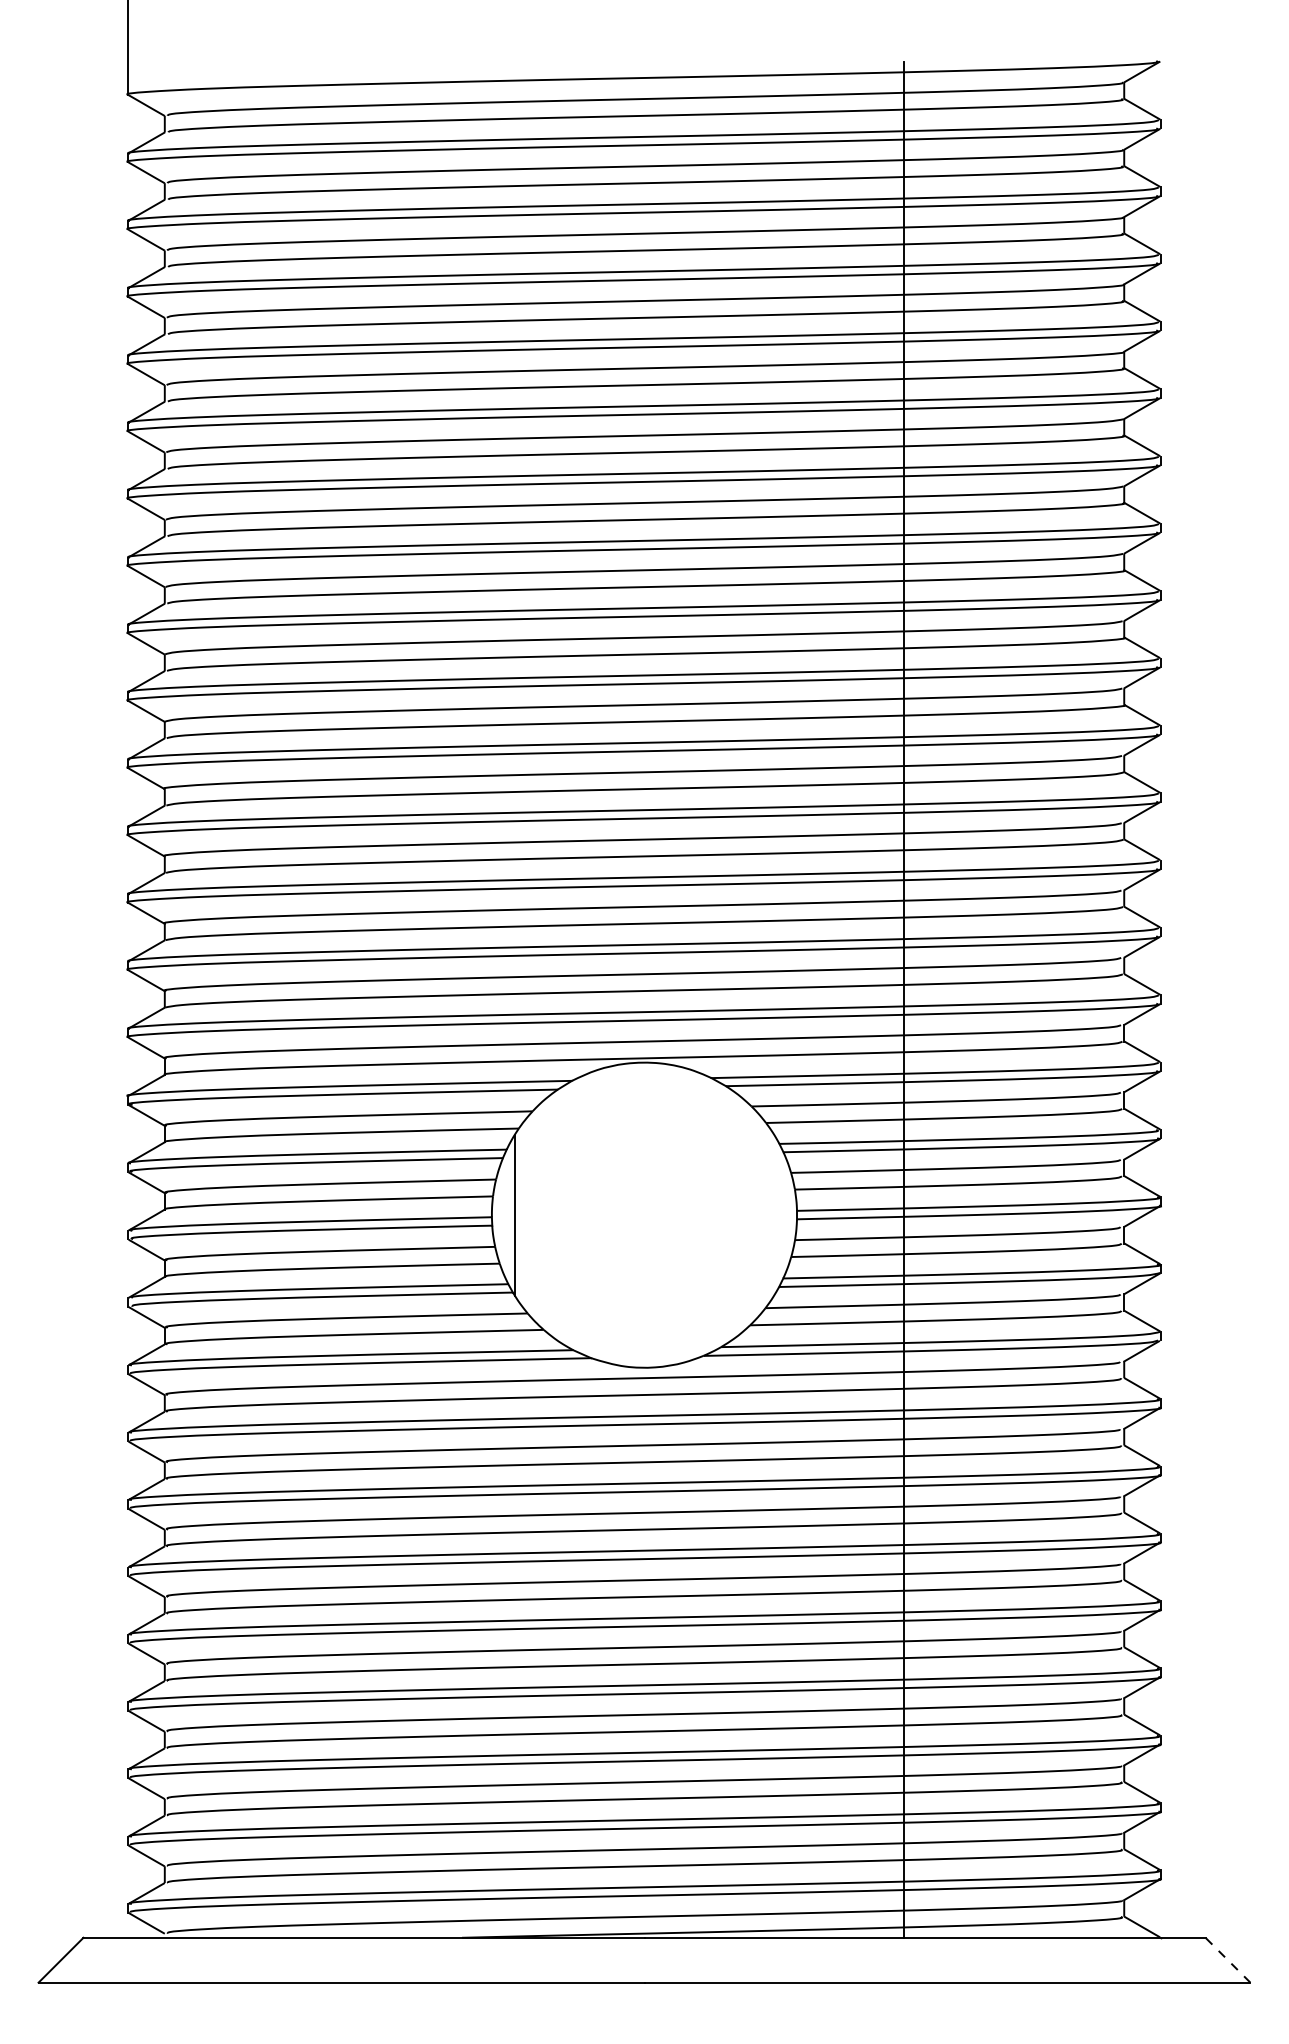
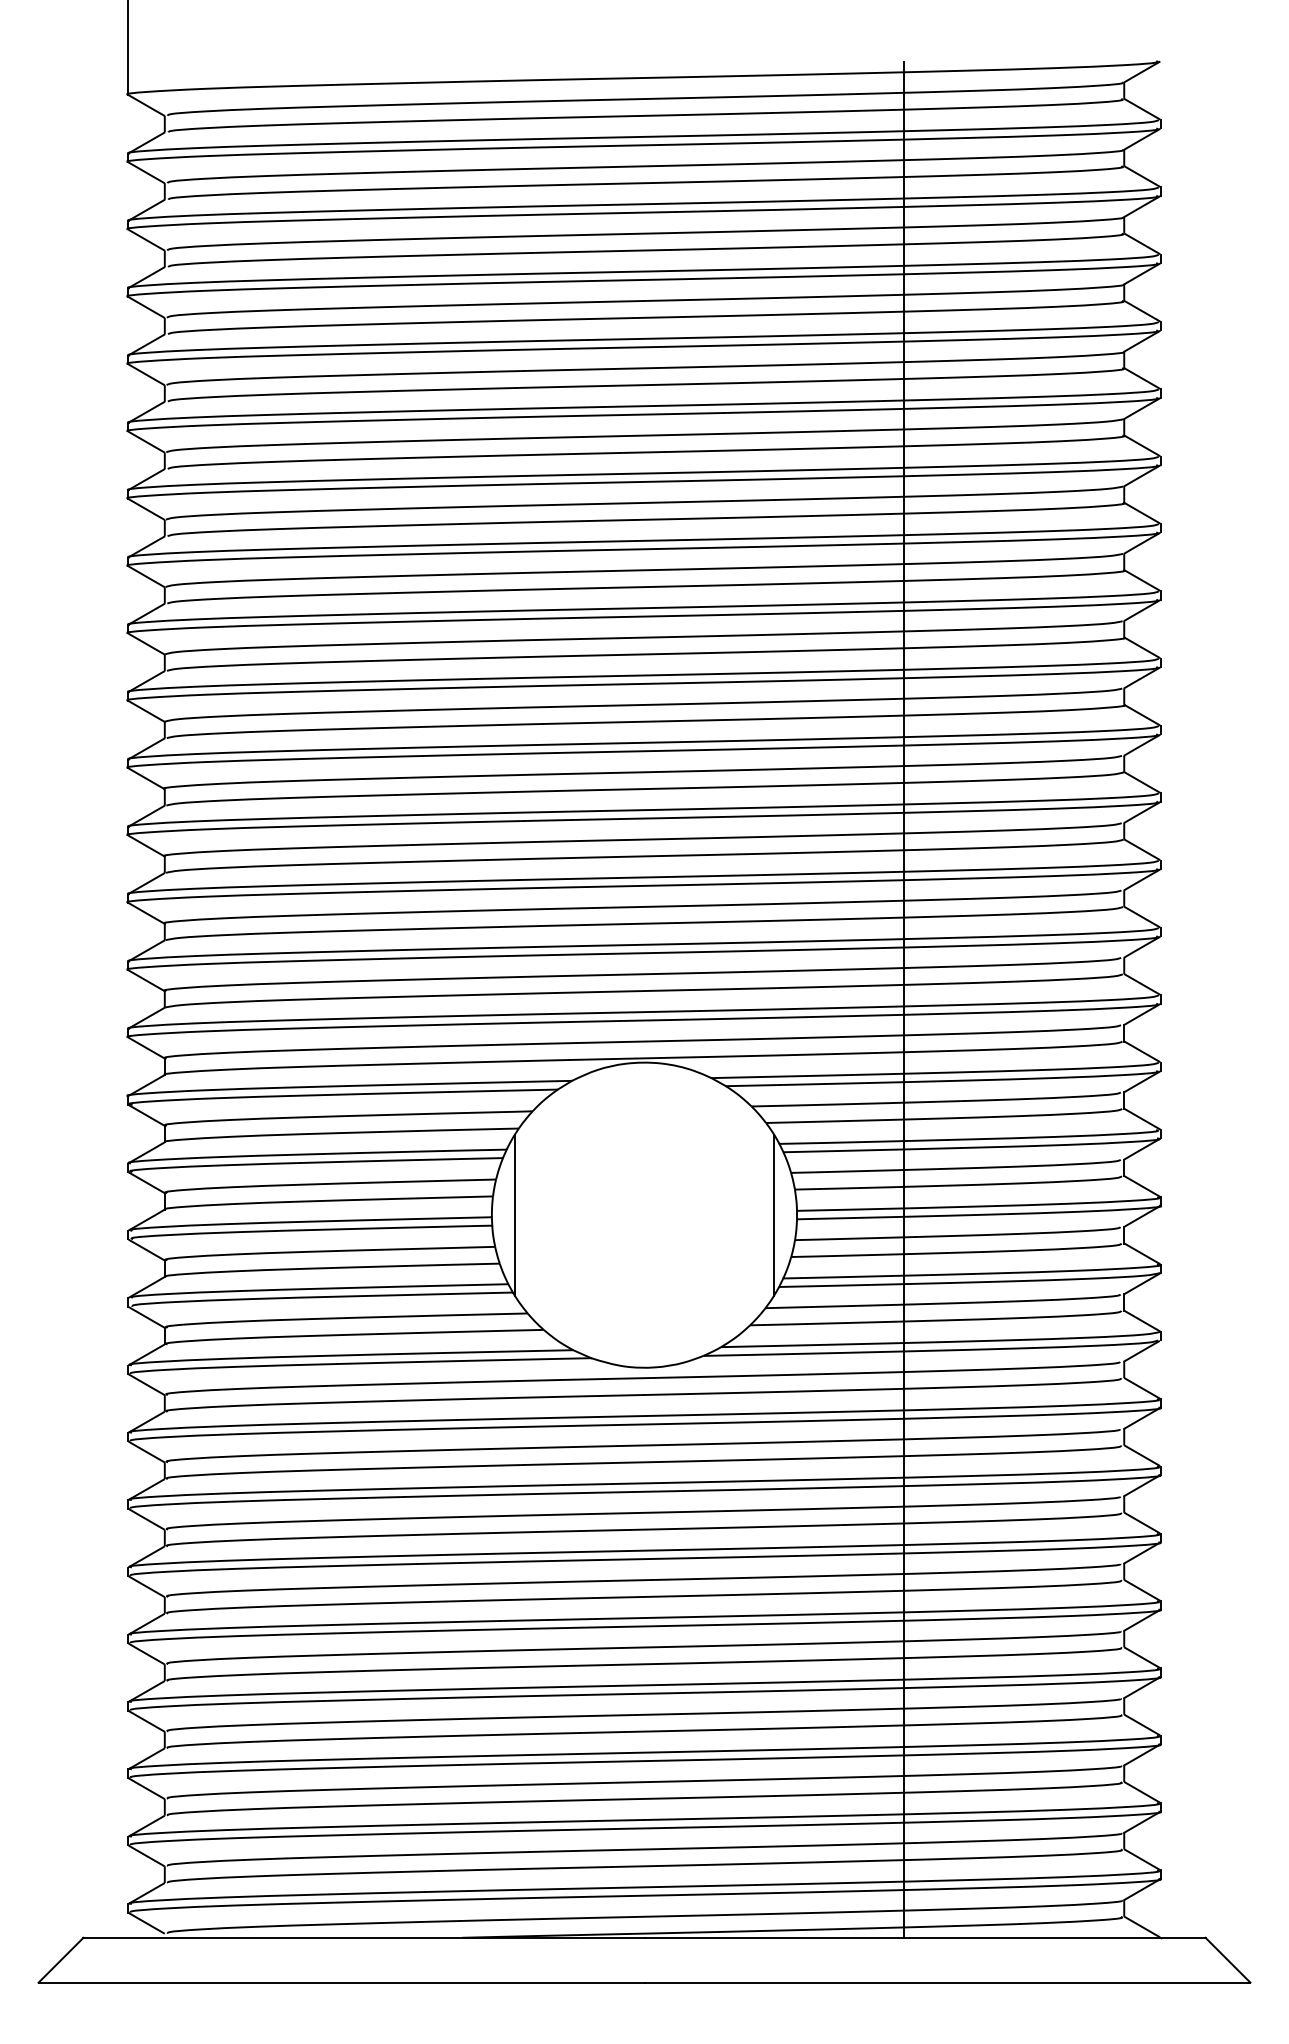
line: none -> present (774, 1214)
line: dashed -> solid (1227, 1960)
